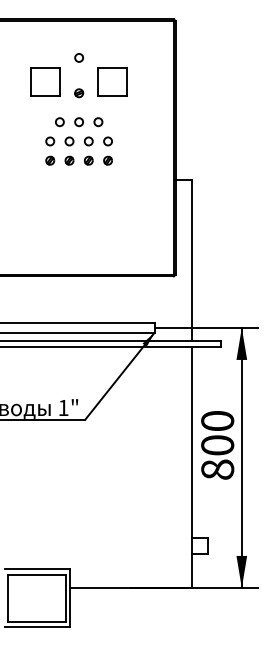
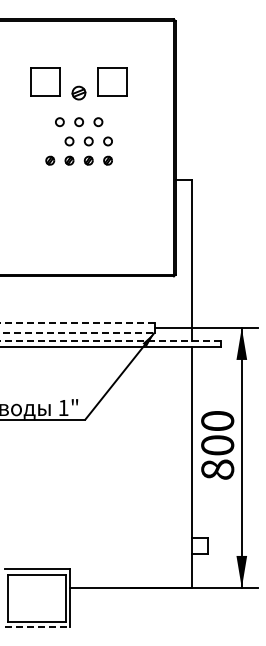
circle: present -> none (78, 57)
part size: 11x11 px -> 16x16 px (78, 92)
circle: present -> none (50, 141)
line: solid -> dashed (77, 323)
line: solid -> dashed (77, 332)
line: solid -> dashed (110, 340)
line: solid -> dashed (37, 626)
